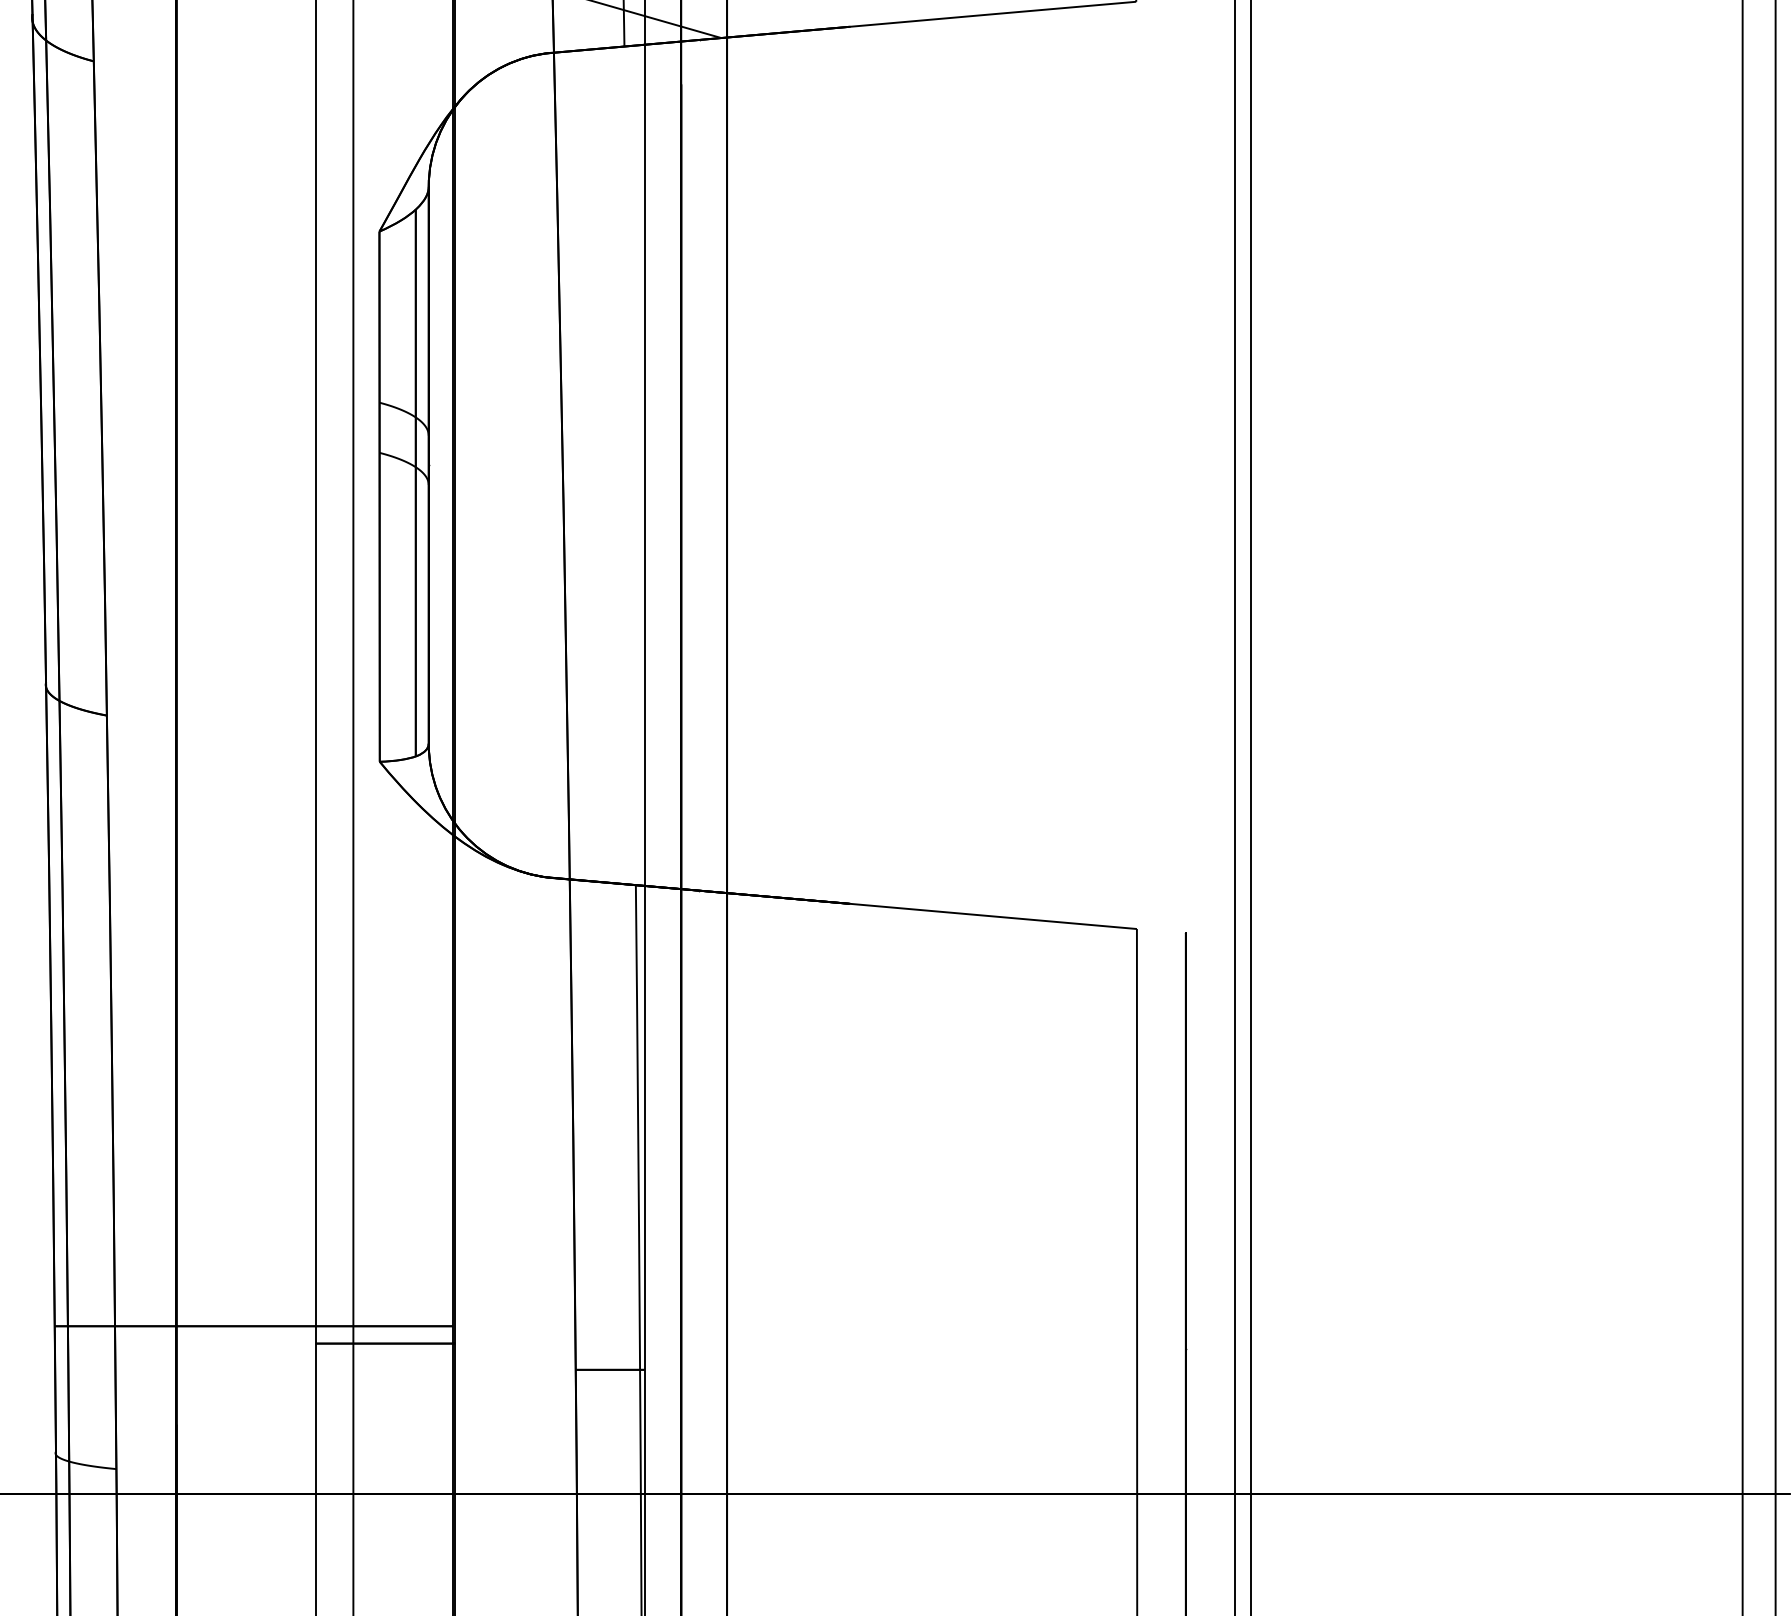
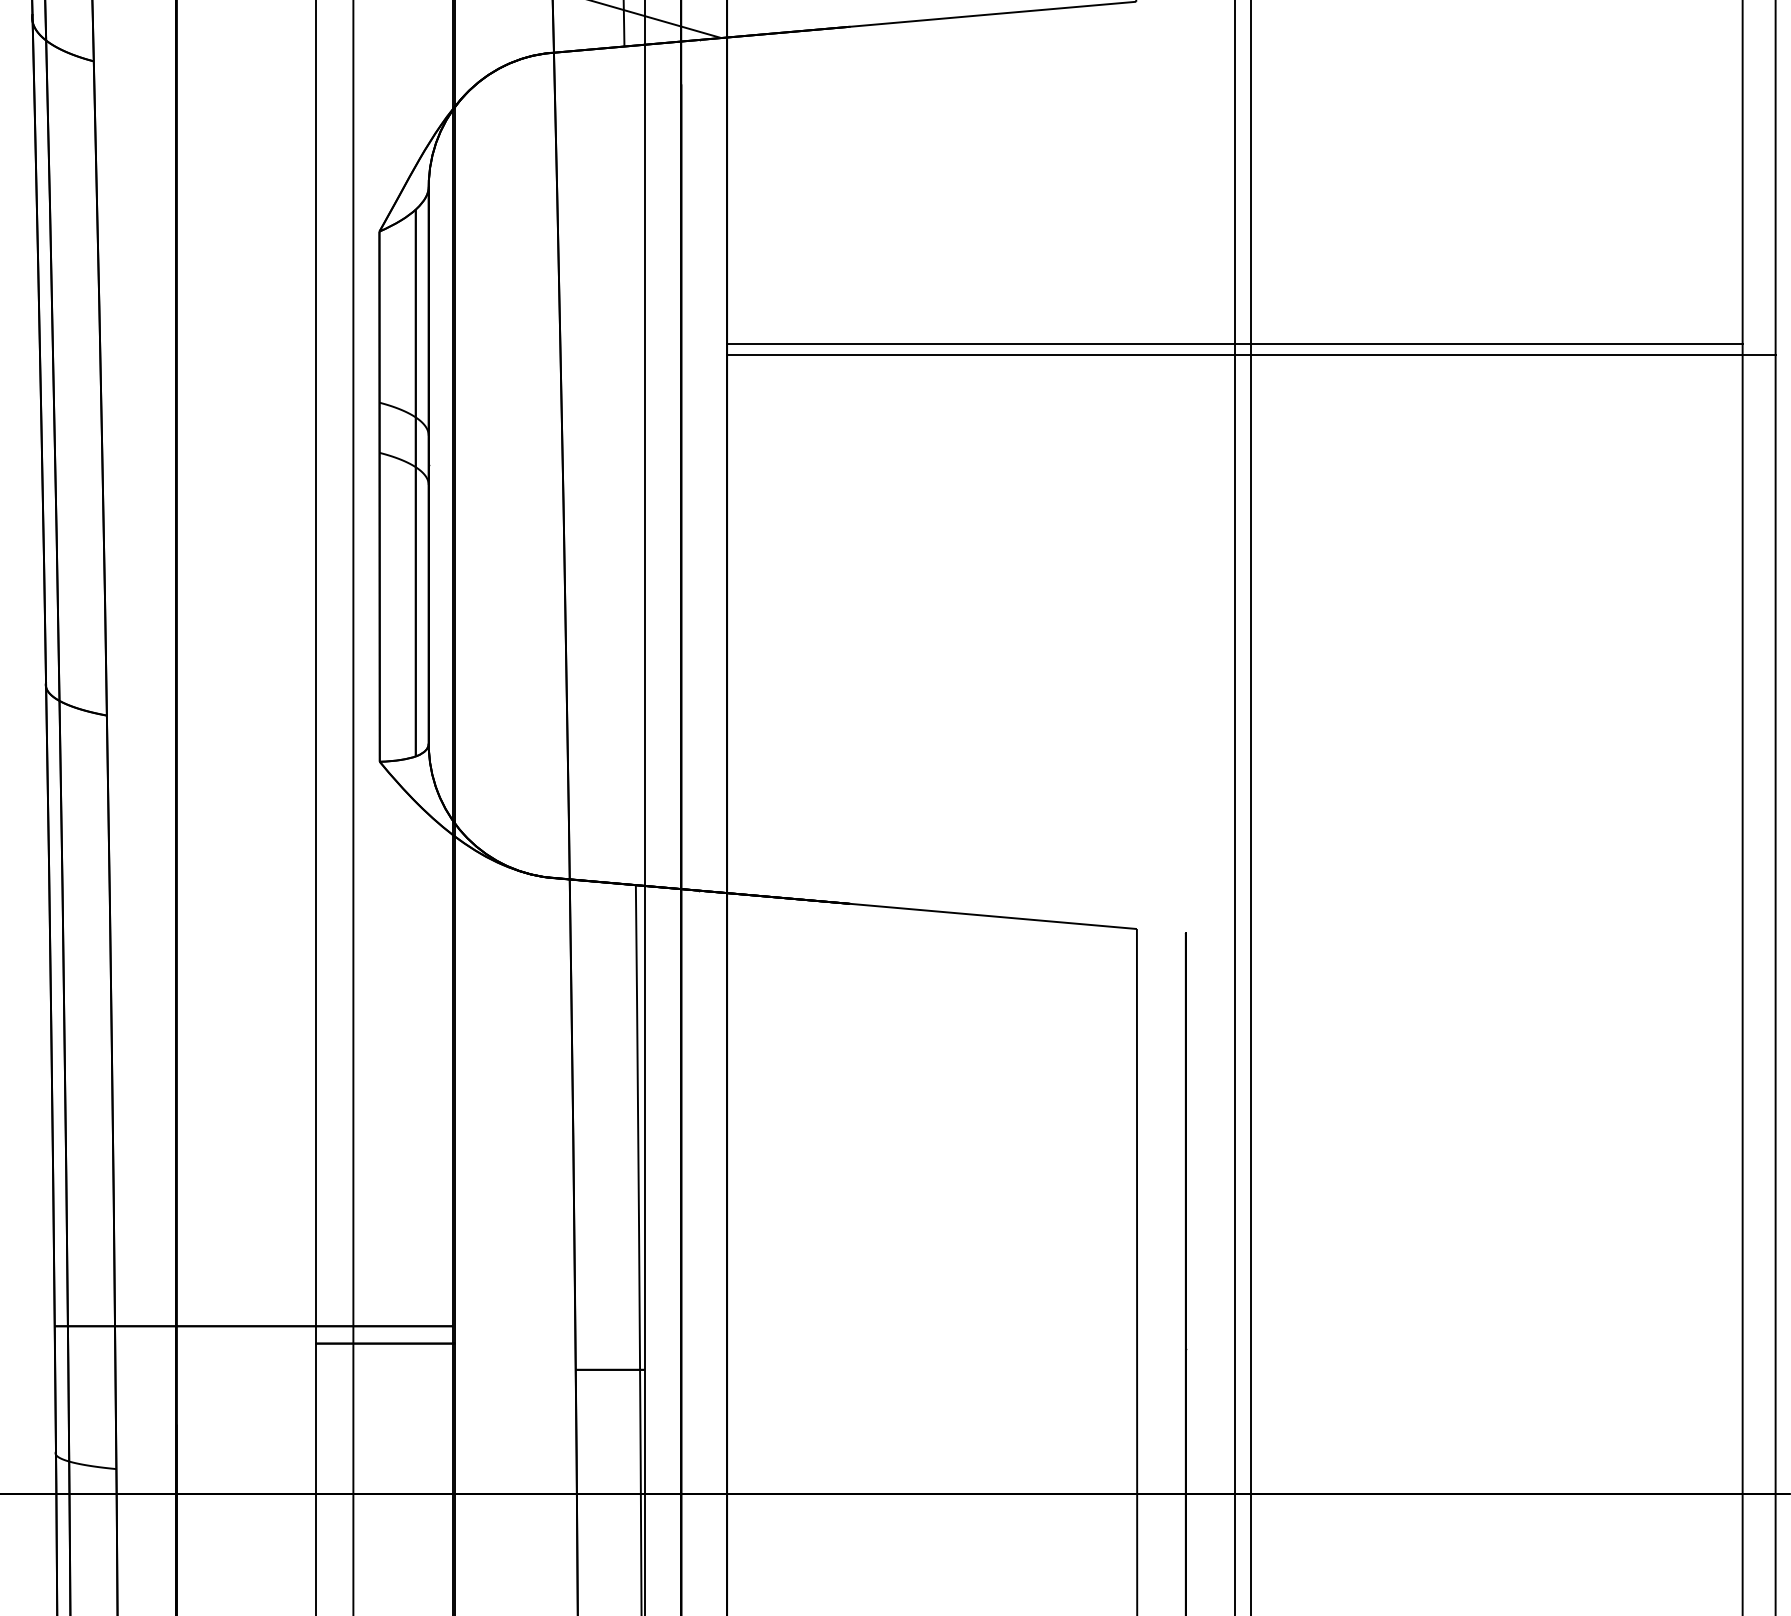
line: none -> present (1234, 343)
line: none -> present (1251, 354)
